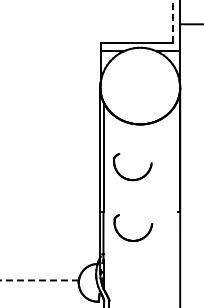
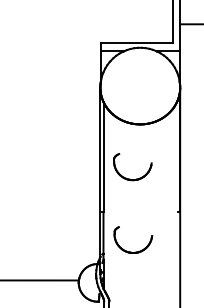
line: dashed -> solid (172, 21)
part position: (131, 239) -> (131, 251) (131, 251)
line: dashed -> solid (38, 280)
